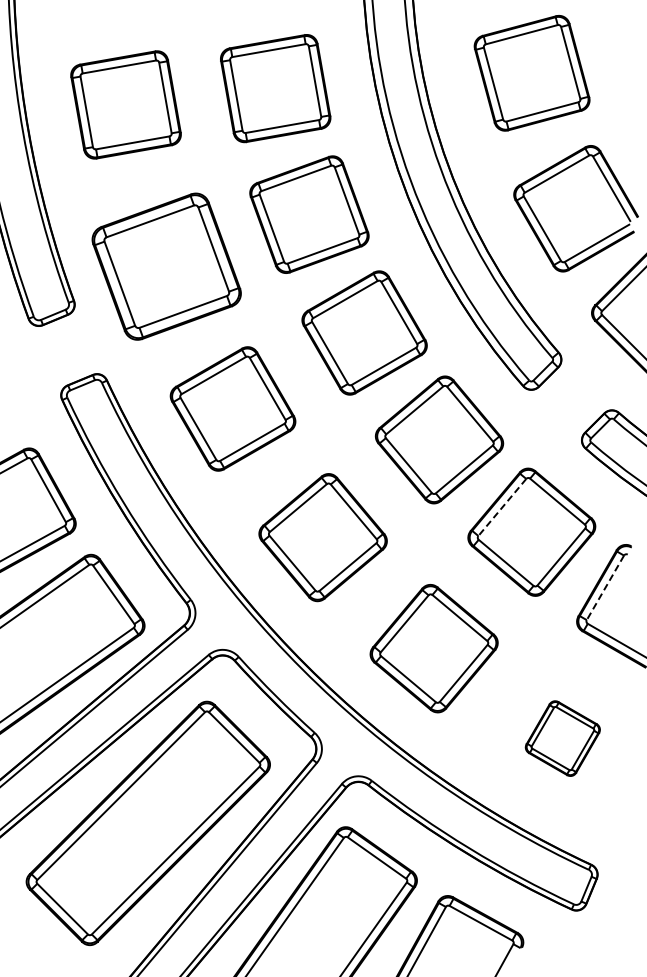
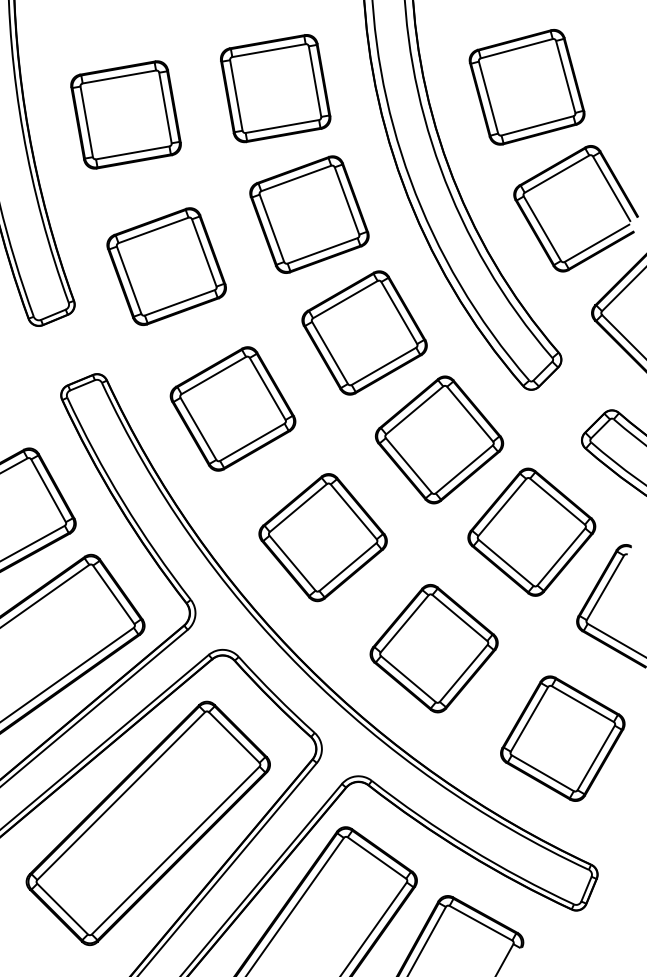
part position: (531, 73) -> (526, 87) (526, 87)
part position: (125, 104) -> (125, 114) (125, 114)
part size: 151x149 px -> 121x119 px (166, 266)
line: dashed -> solid (502, 507)
line: dashed -> solid (605, 588)
part size: 77x77 px -> 126x127 px (562, 738)
